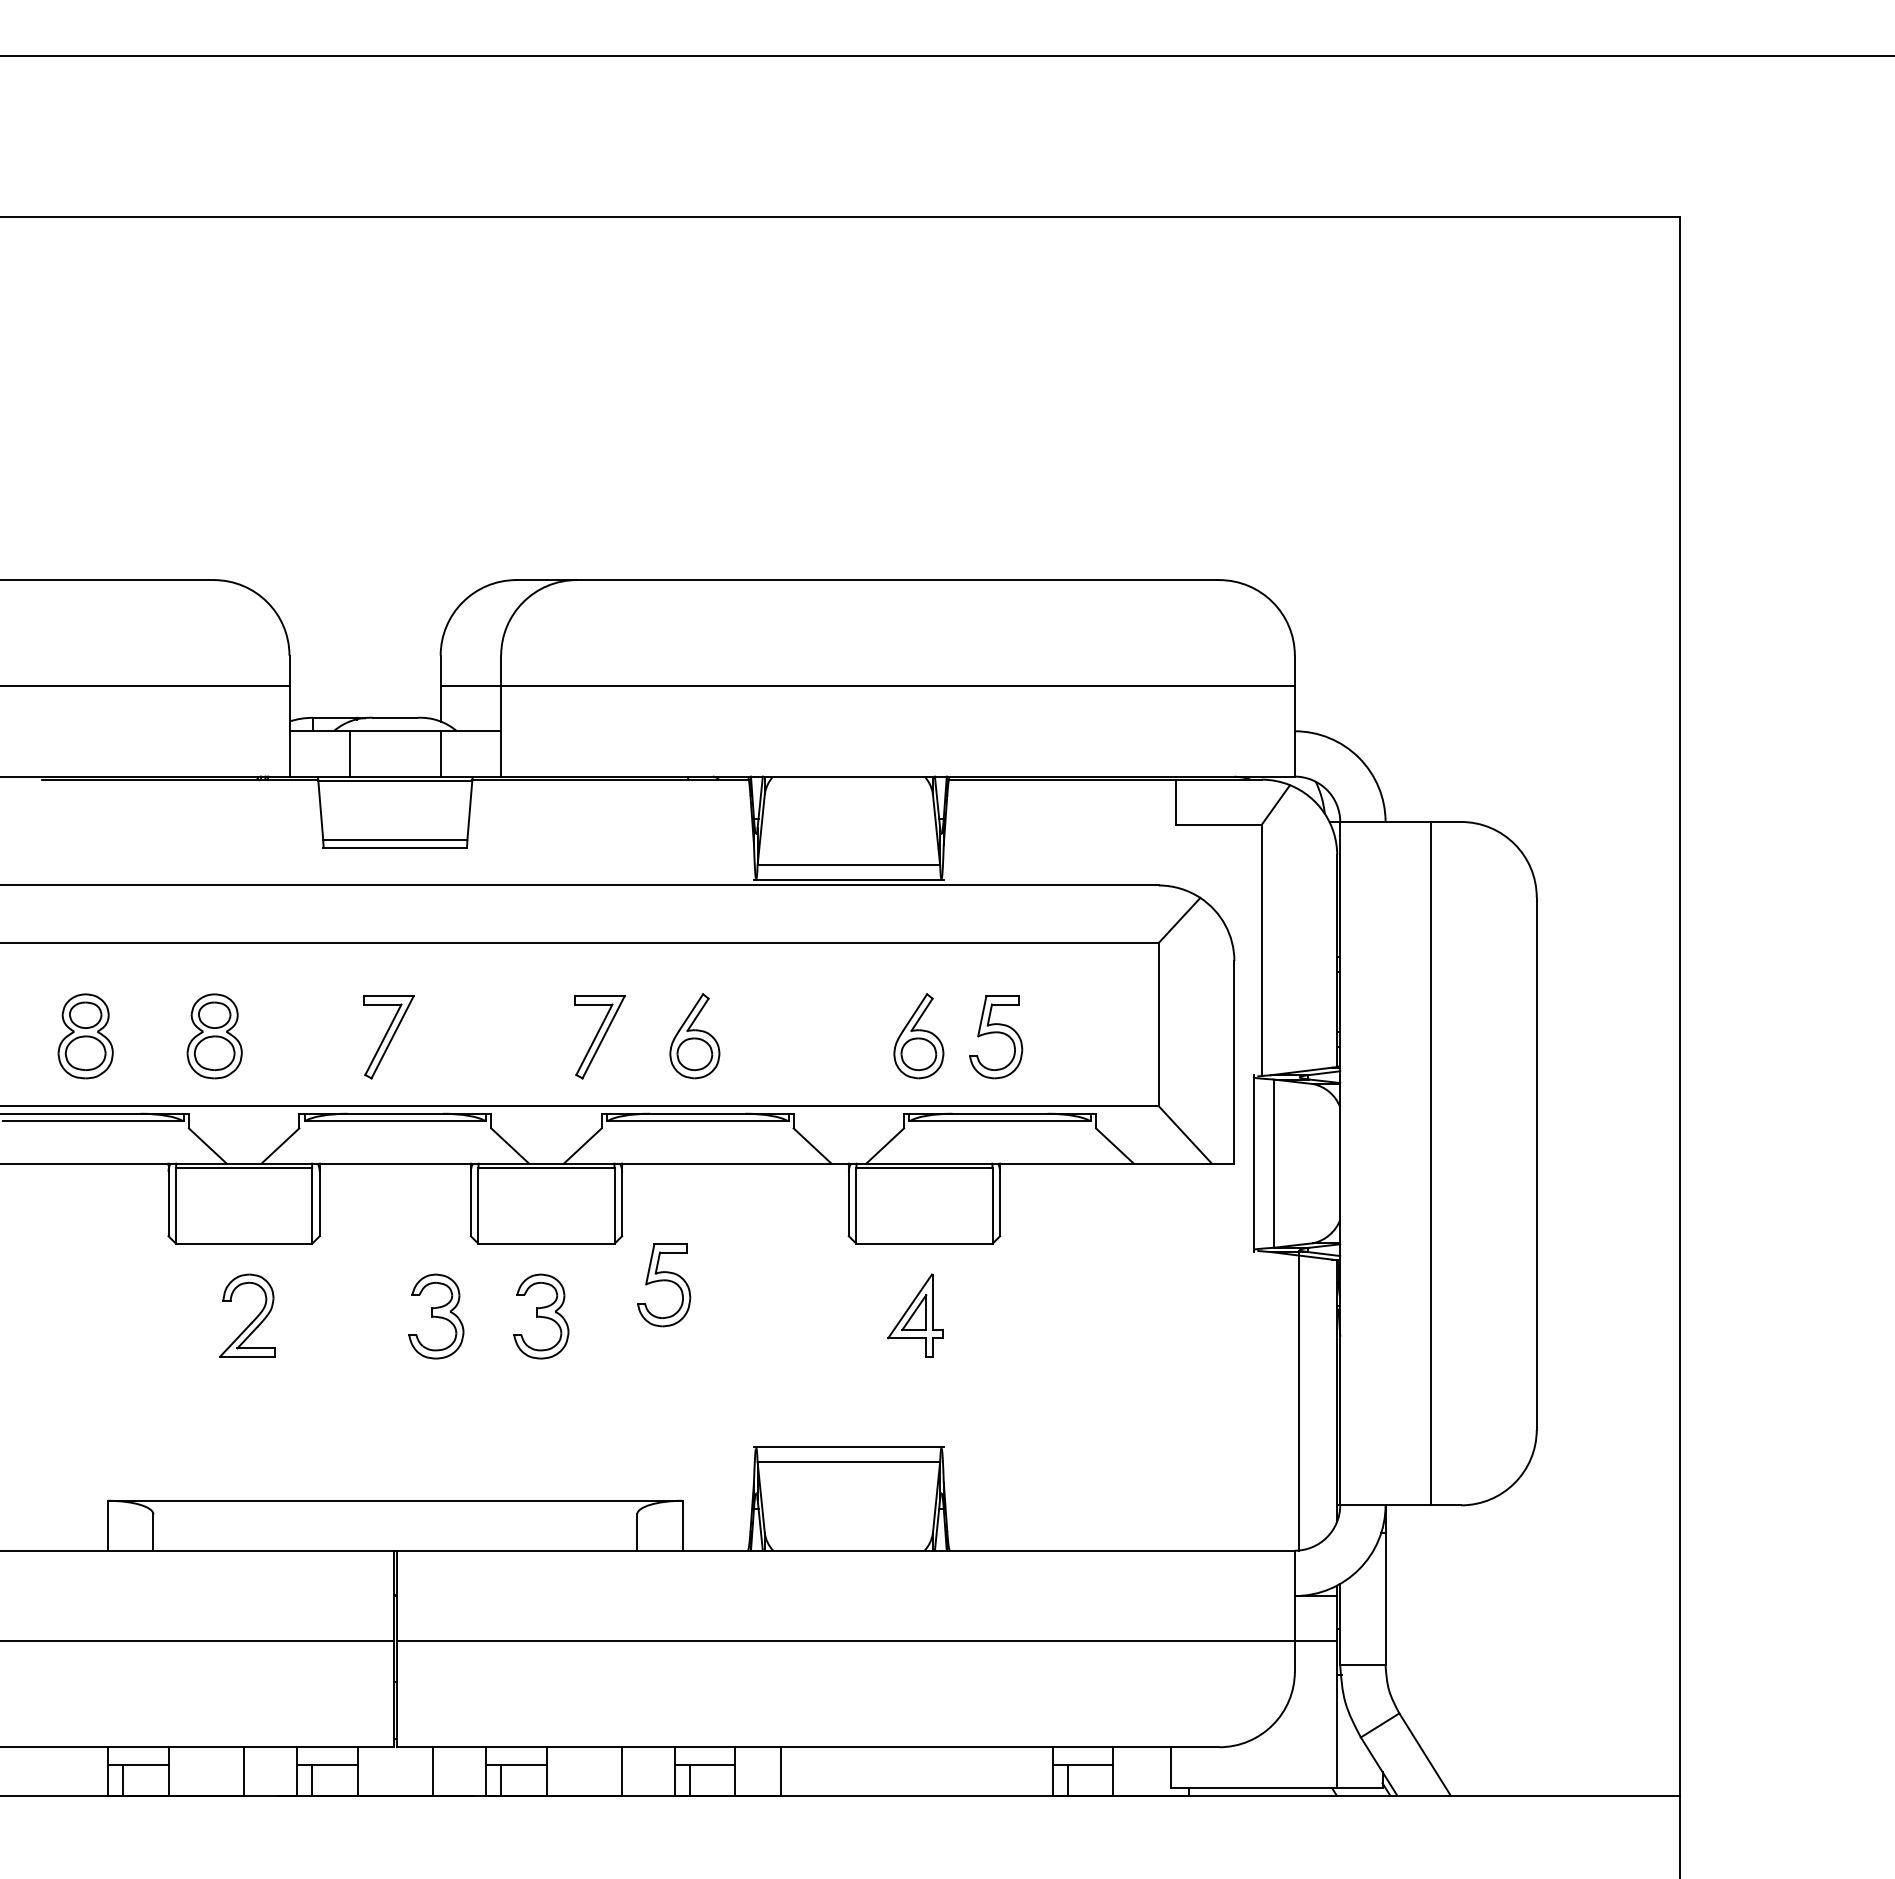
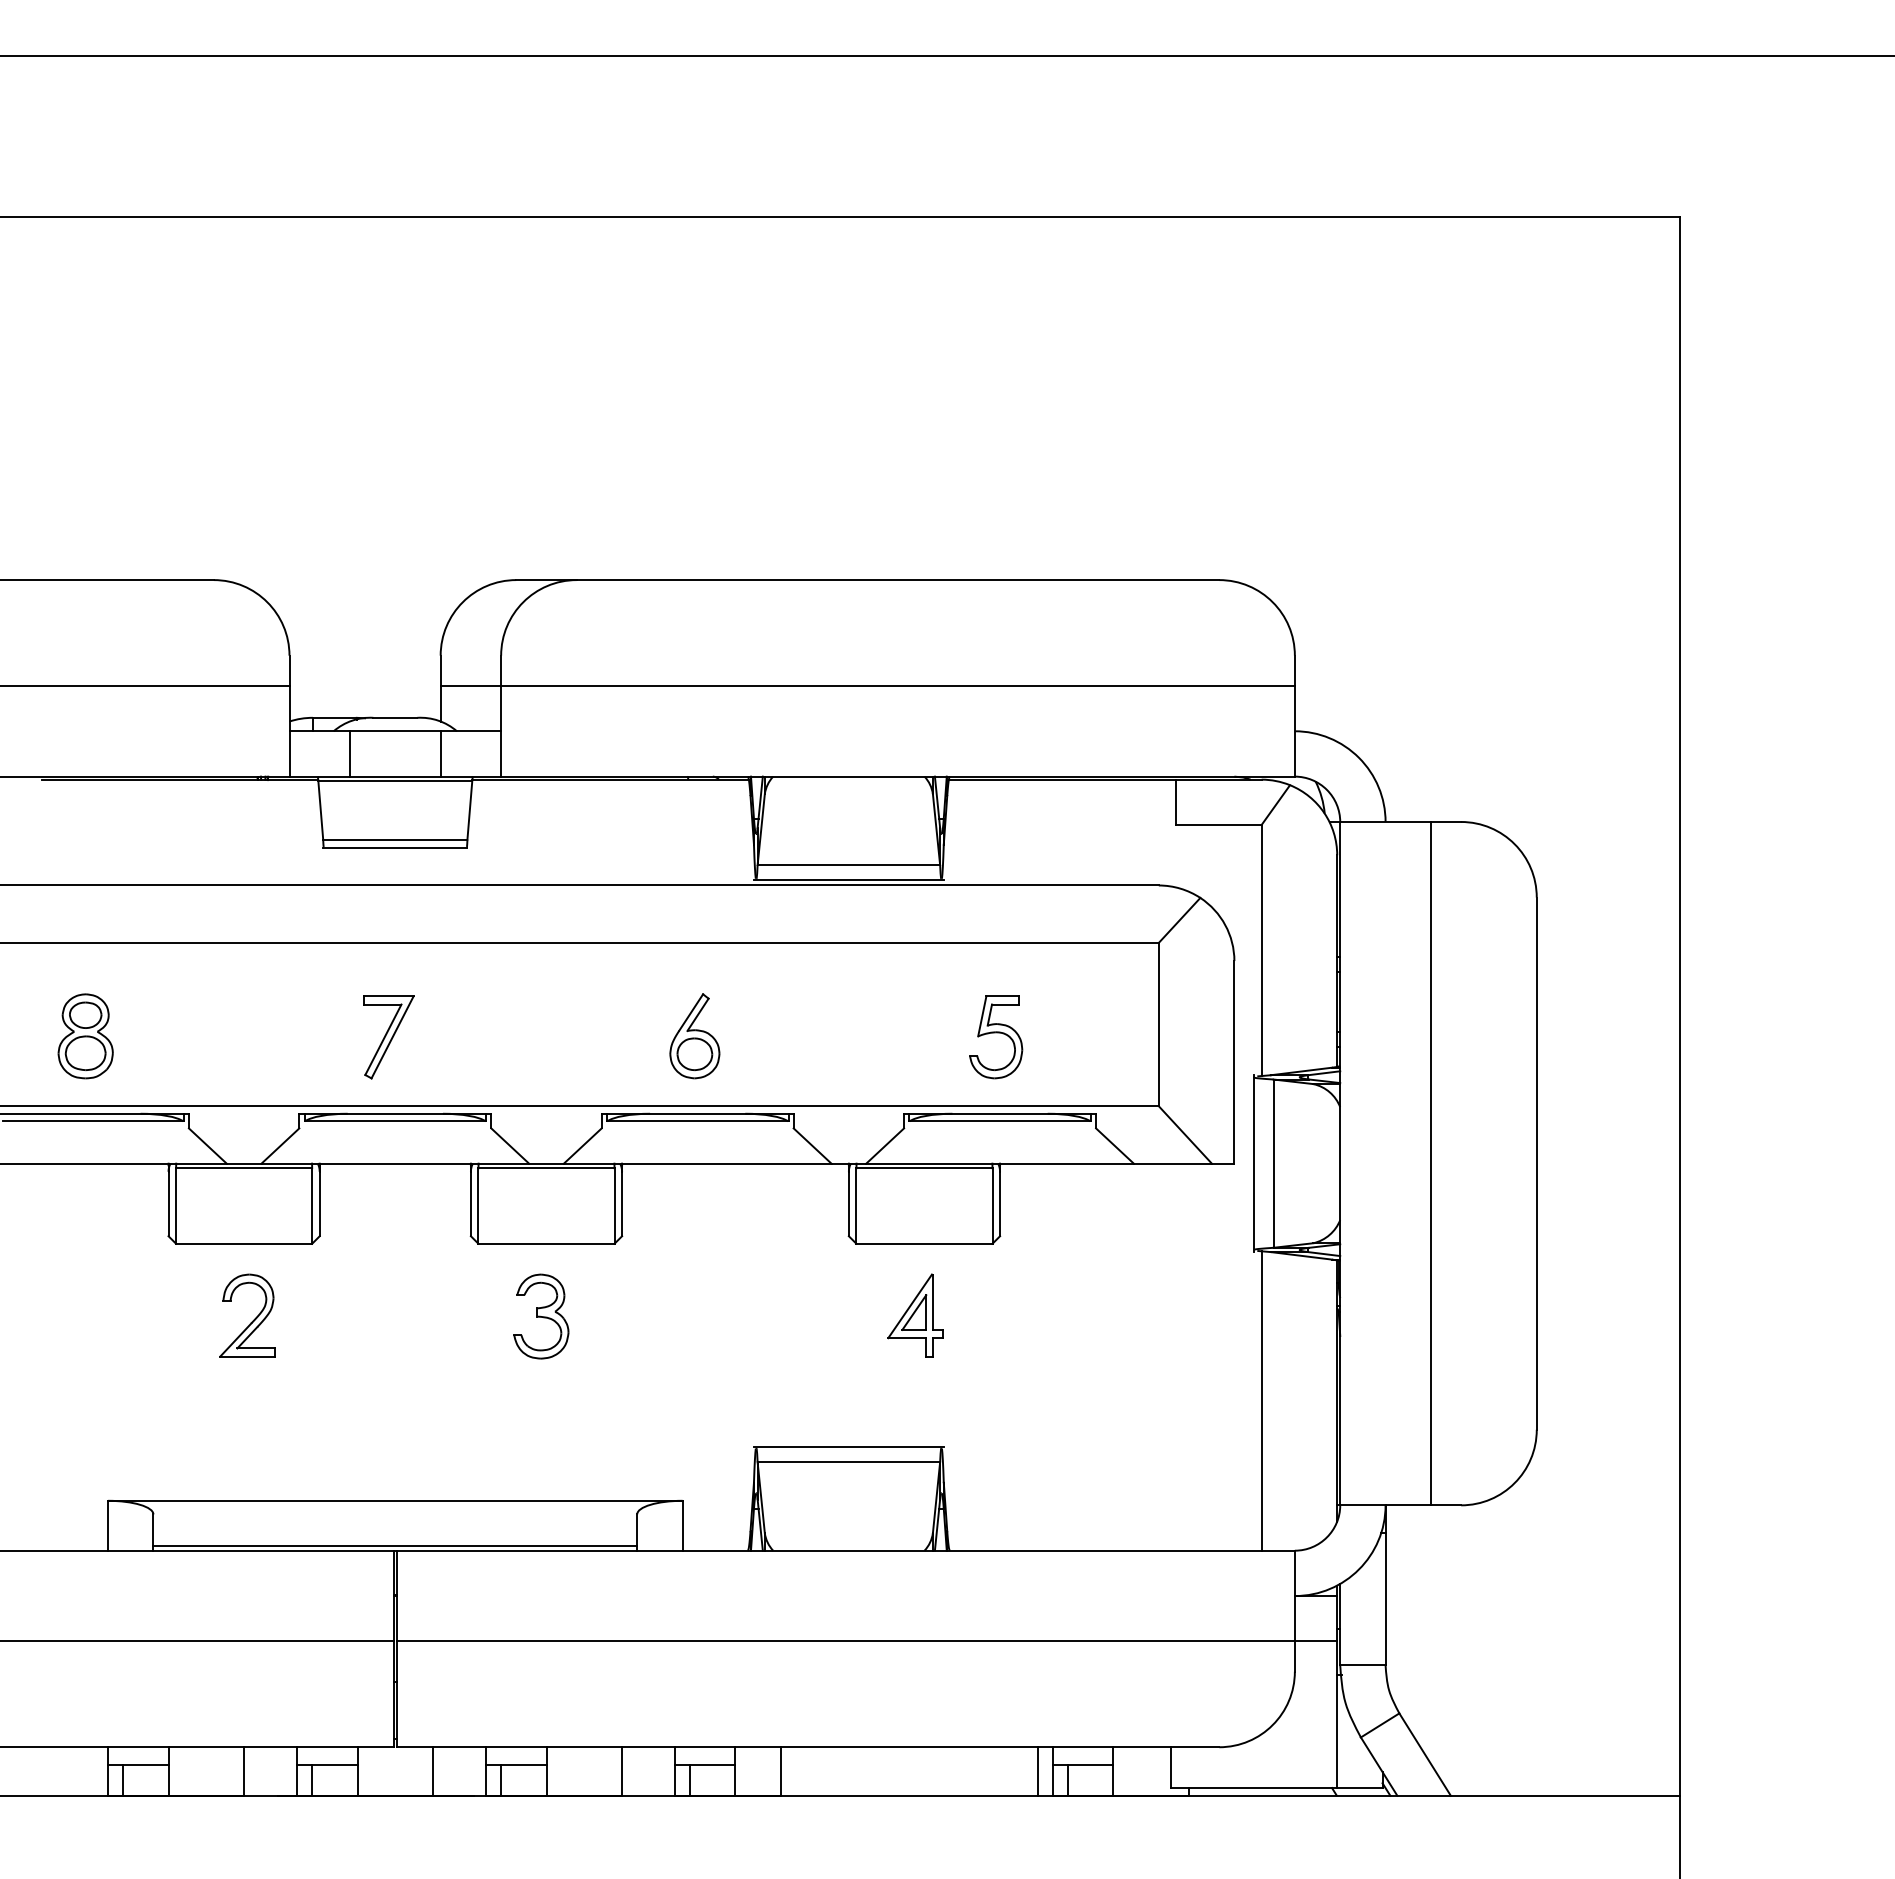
part: present -> none (214, 1036)
part: present -> none (918, 1036)
part: present -> none (599, 1037)
part: present -> none (664, 1285)
part: present -> none (436, 1316)
line position: (1298, 1400) -> (1261, 1400) (1261, 1400)
line: none -> present (395, 1546)
line: none -> present (1037, 1771)
